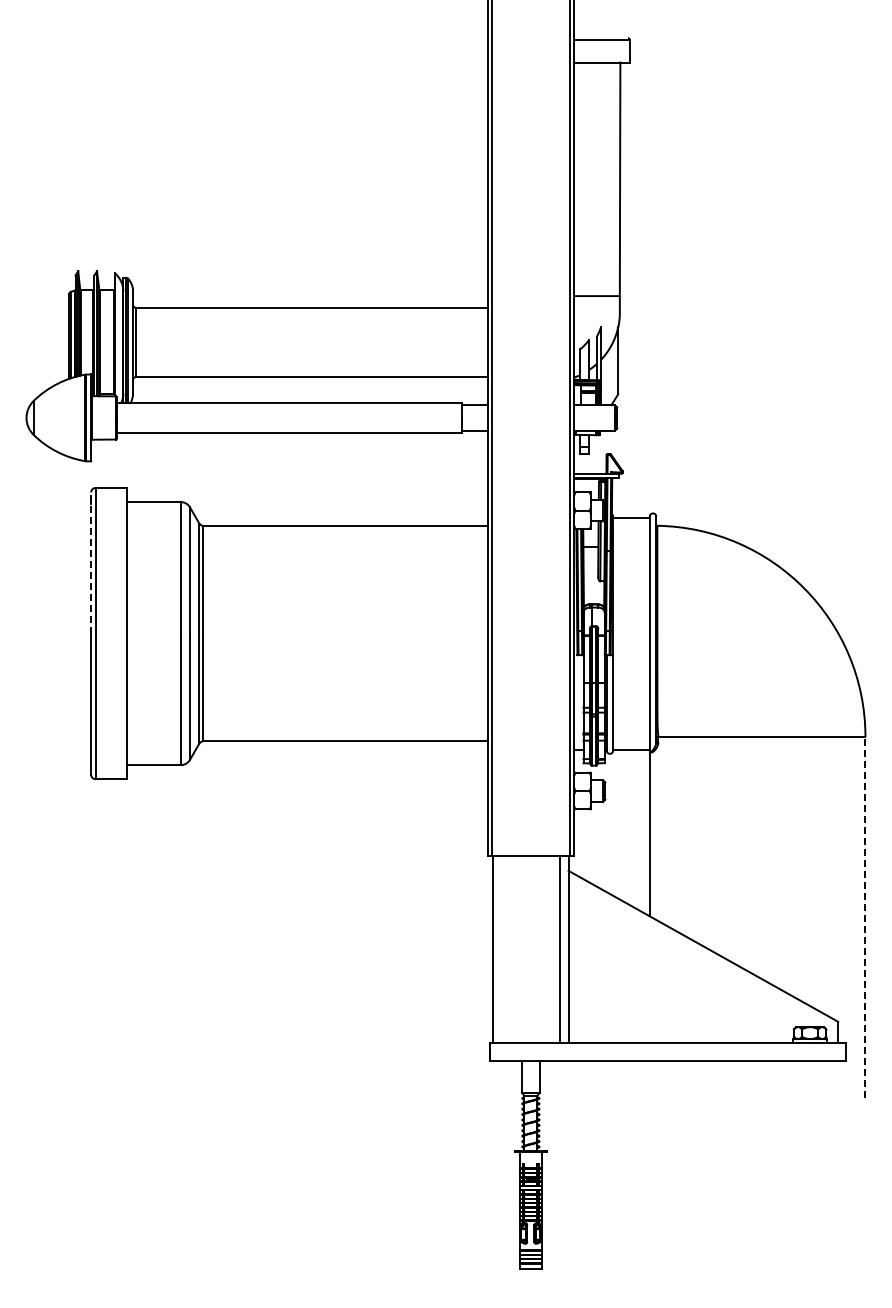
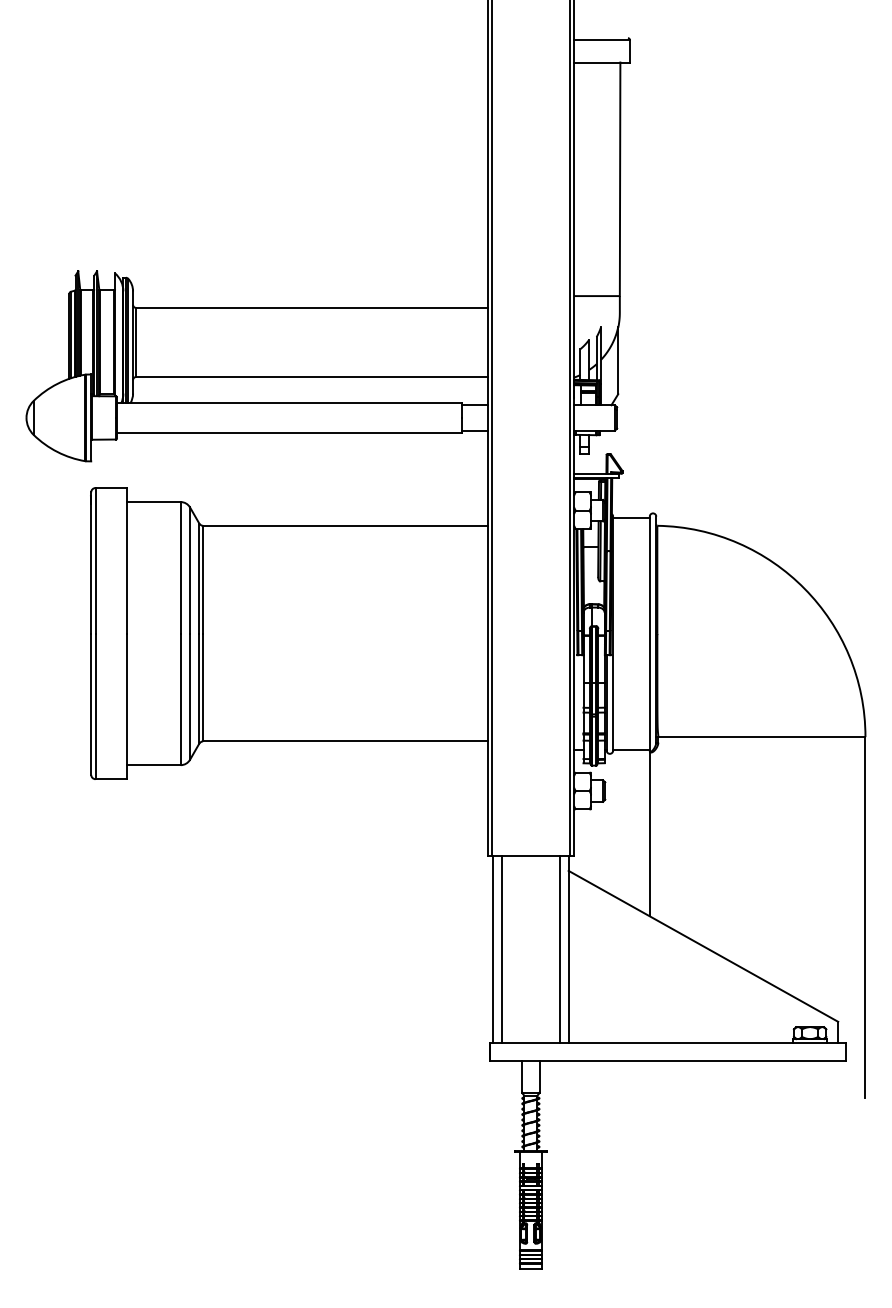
line: dashed -> solid (91, 562)
line: dashed -> solid (865, 917)
line: none -> present (501, 949)
